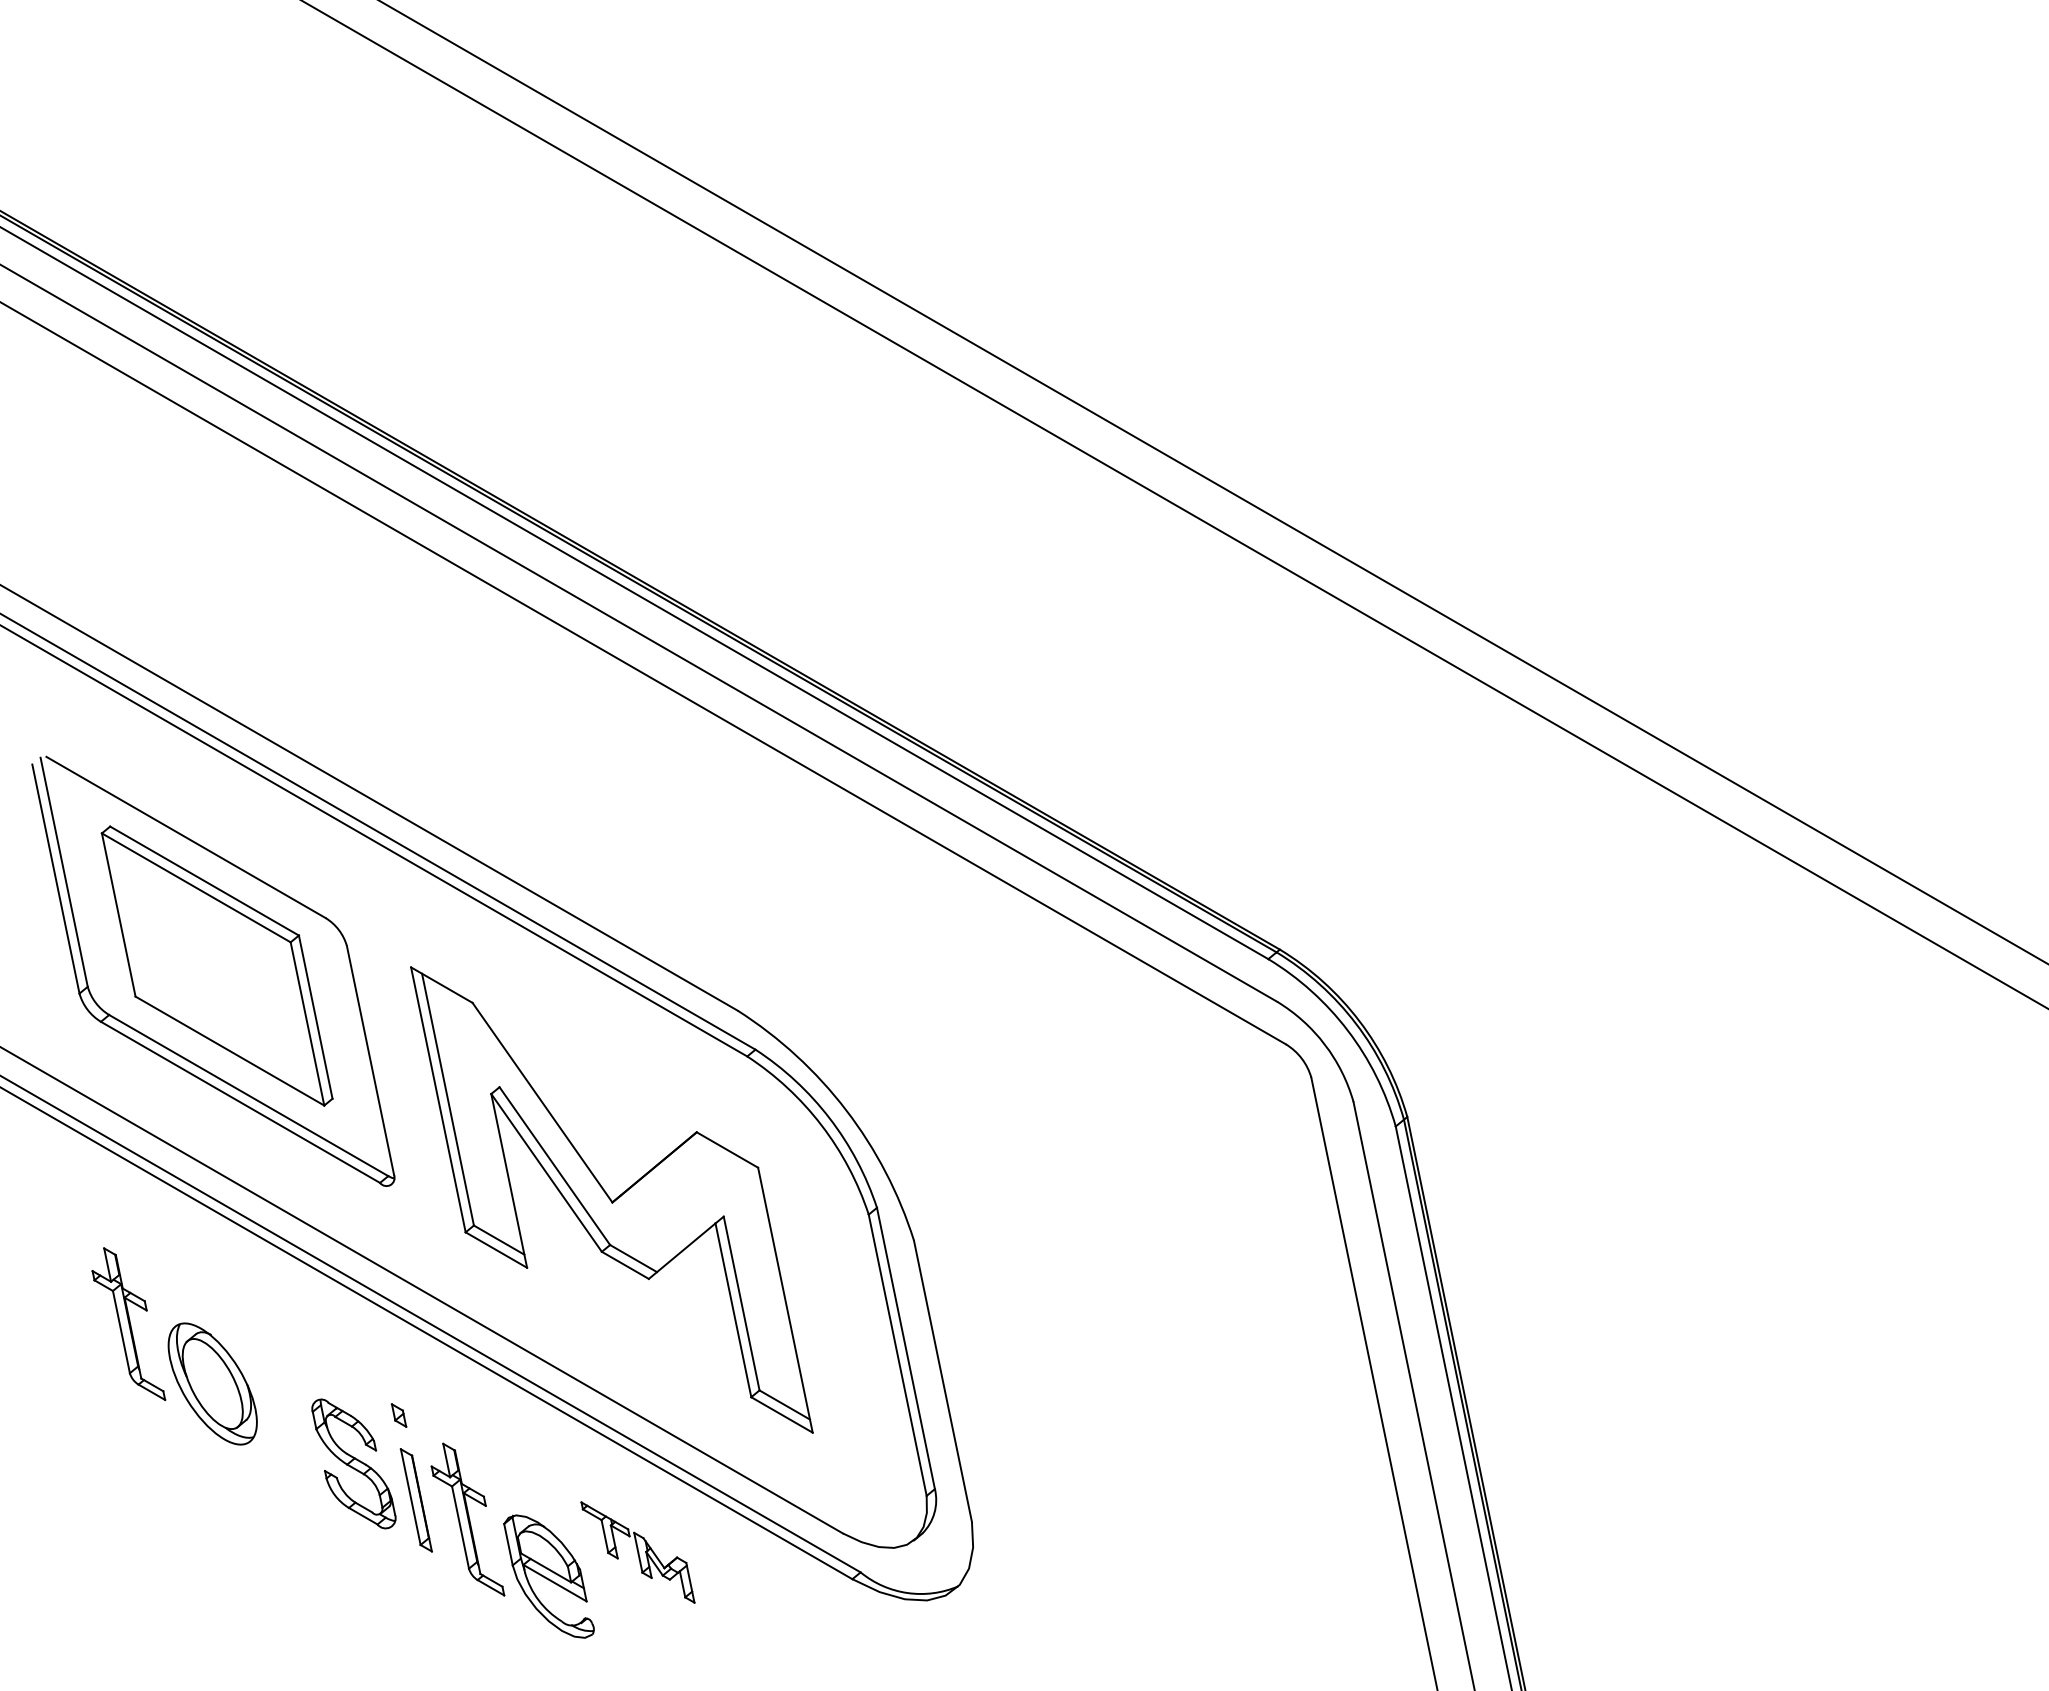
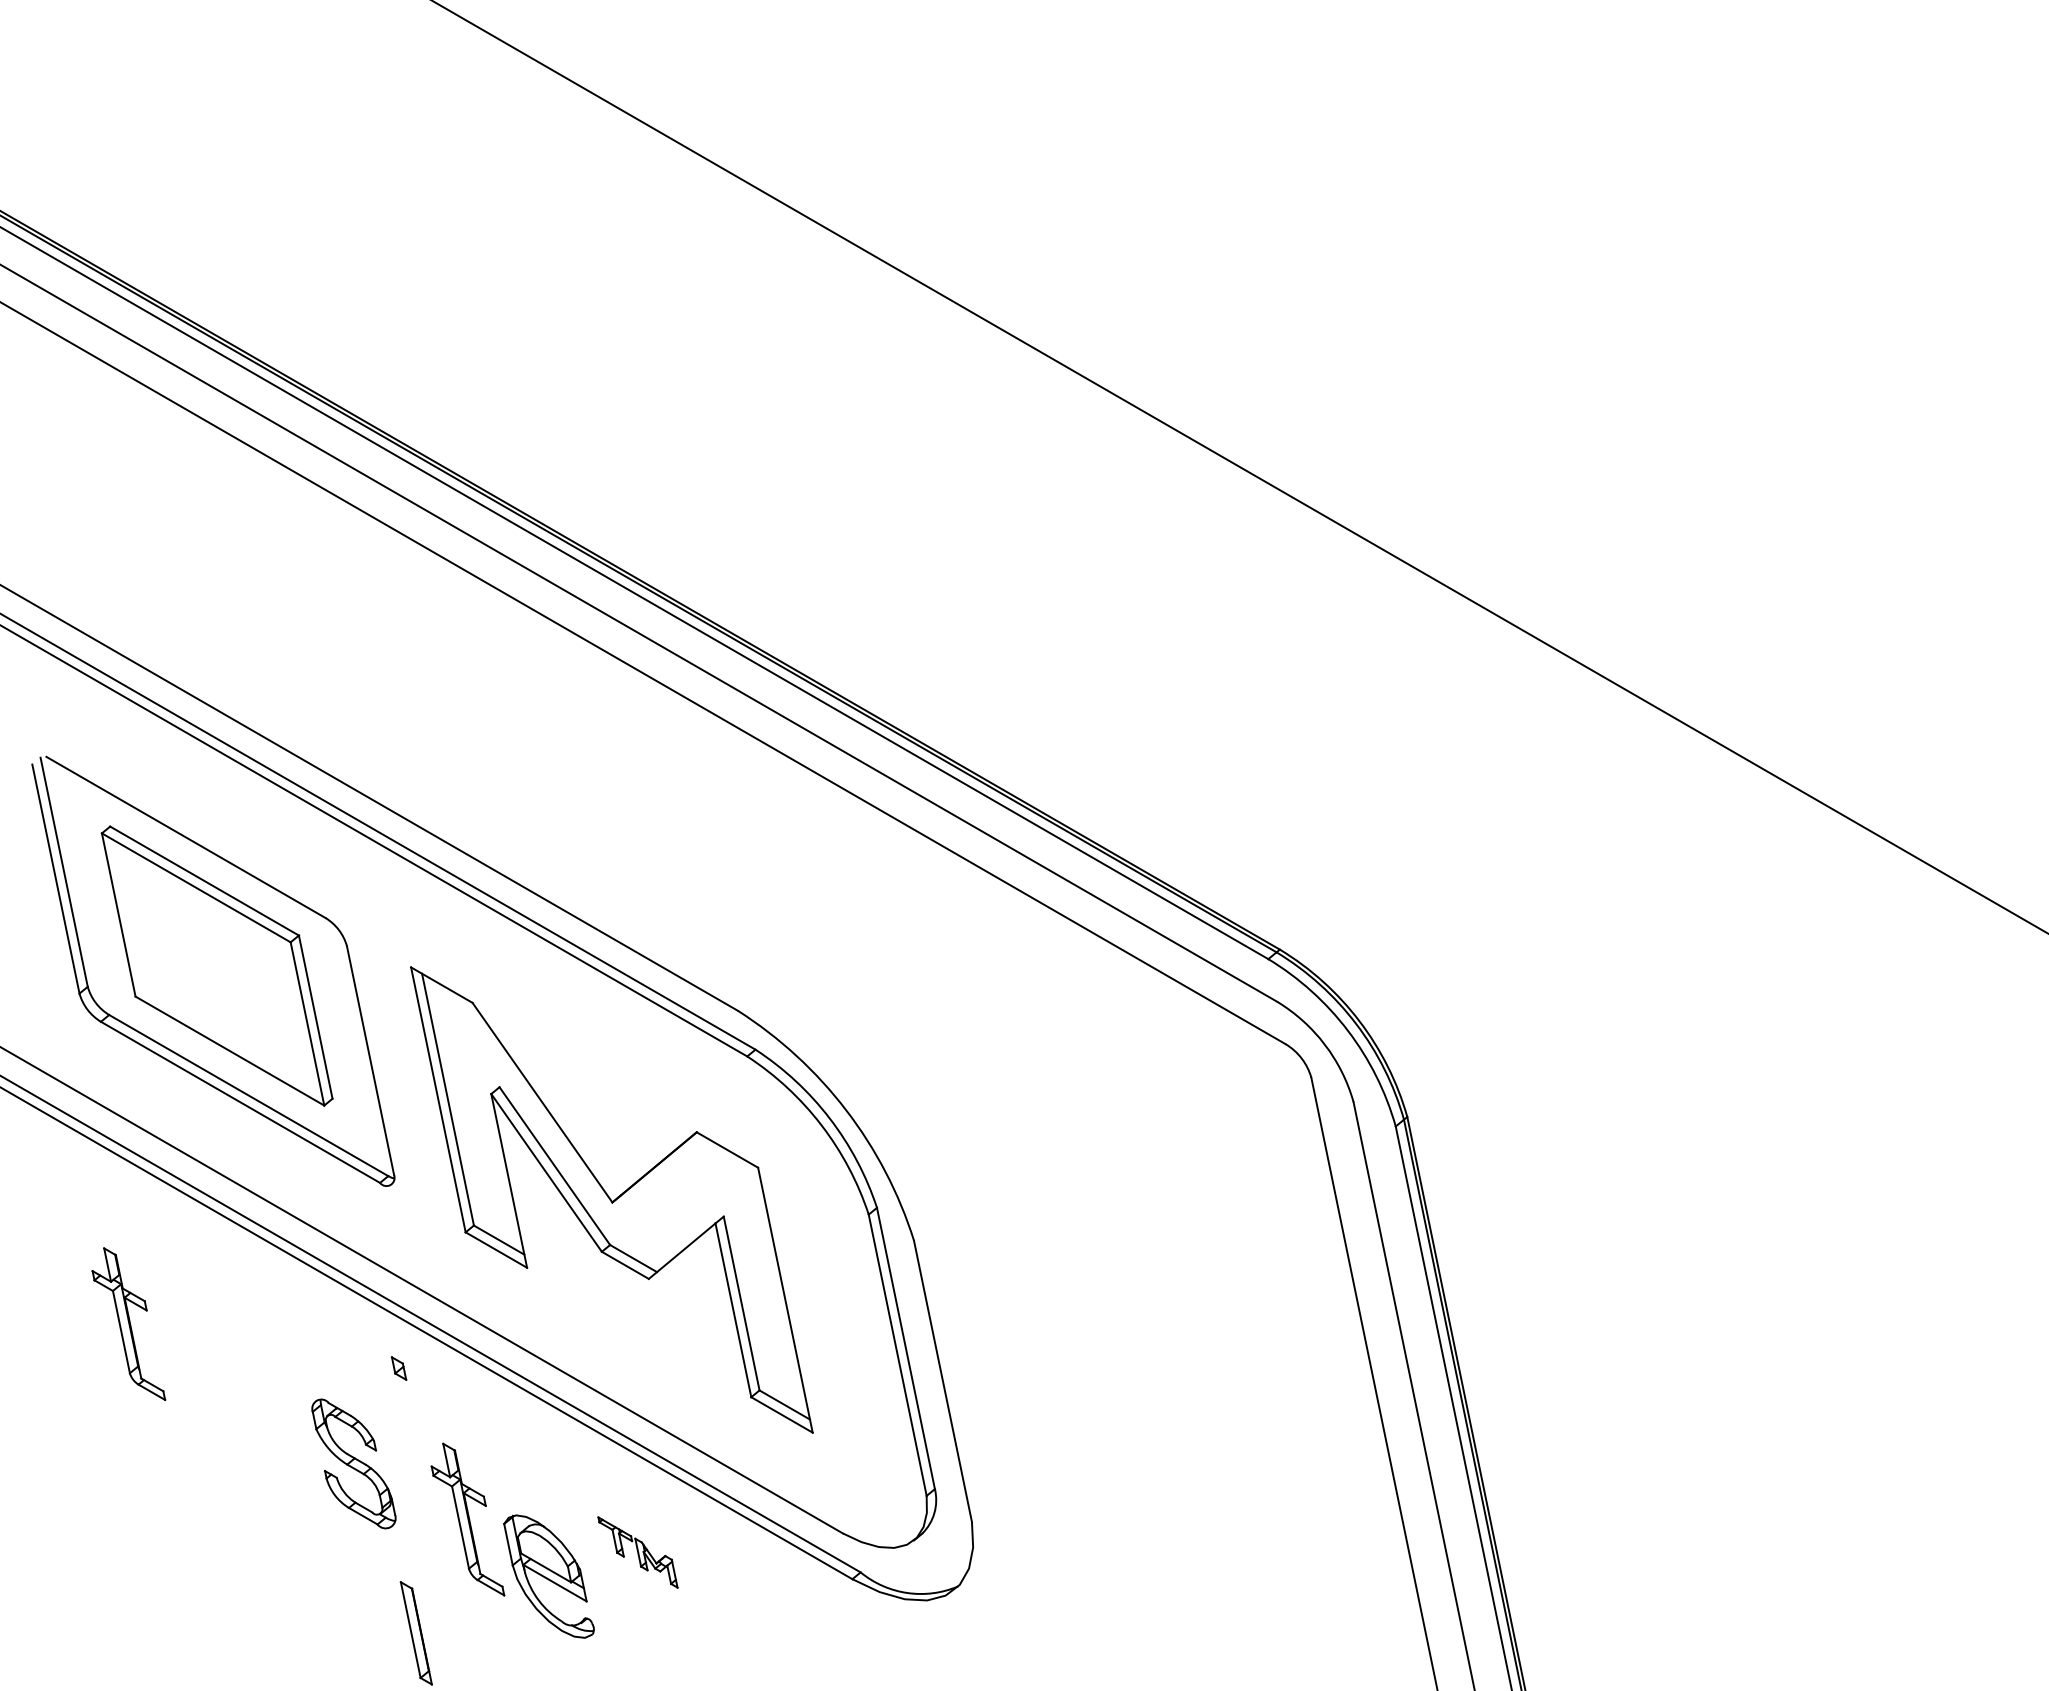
line position: (1213, 482) -> (1239, 467) (1239, 467)
line: present -> none (1174, 504)
part: present -> none (212, 1383)
part position: (398, 1415) -> (398, 1368) (398, 1368)
part position: (415, 1500) -> (415, 1633) (415, 1633)
part size: 116x103 px -> 82x73 px (637, 1552)
